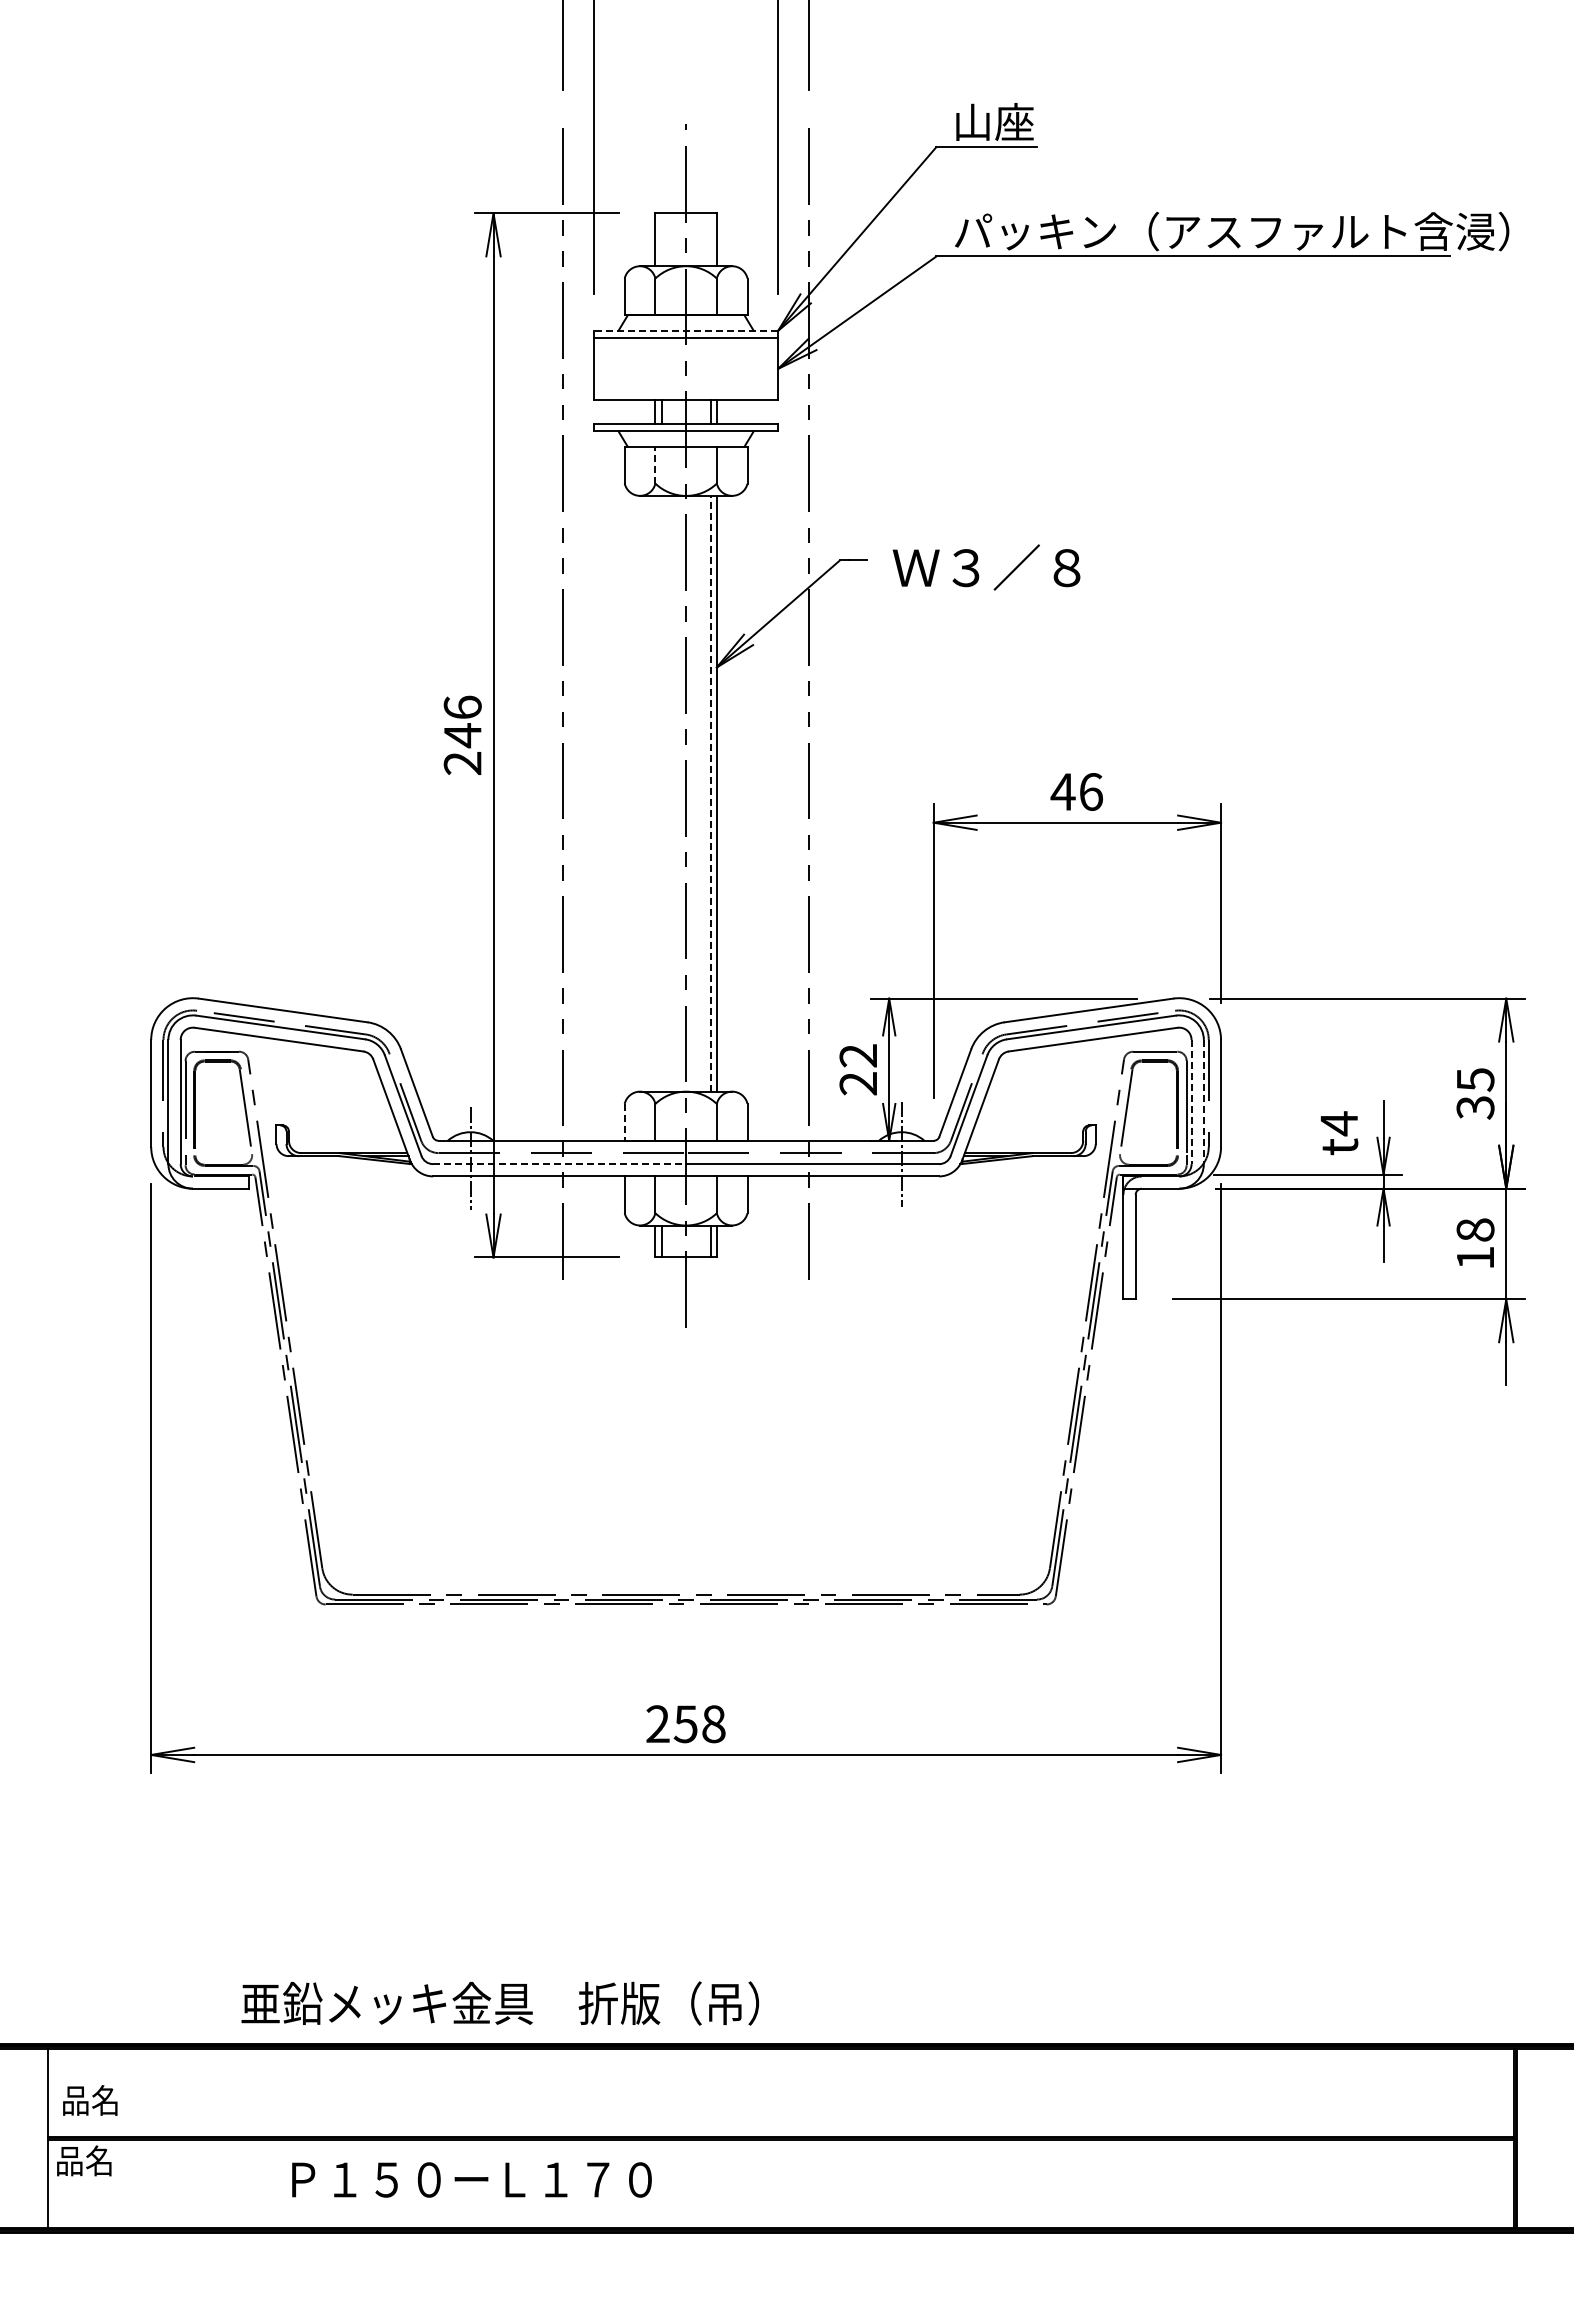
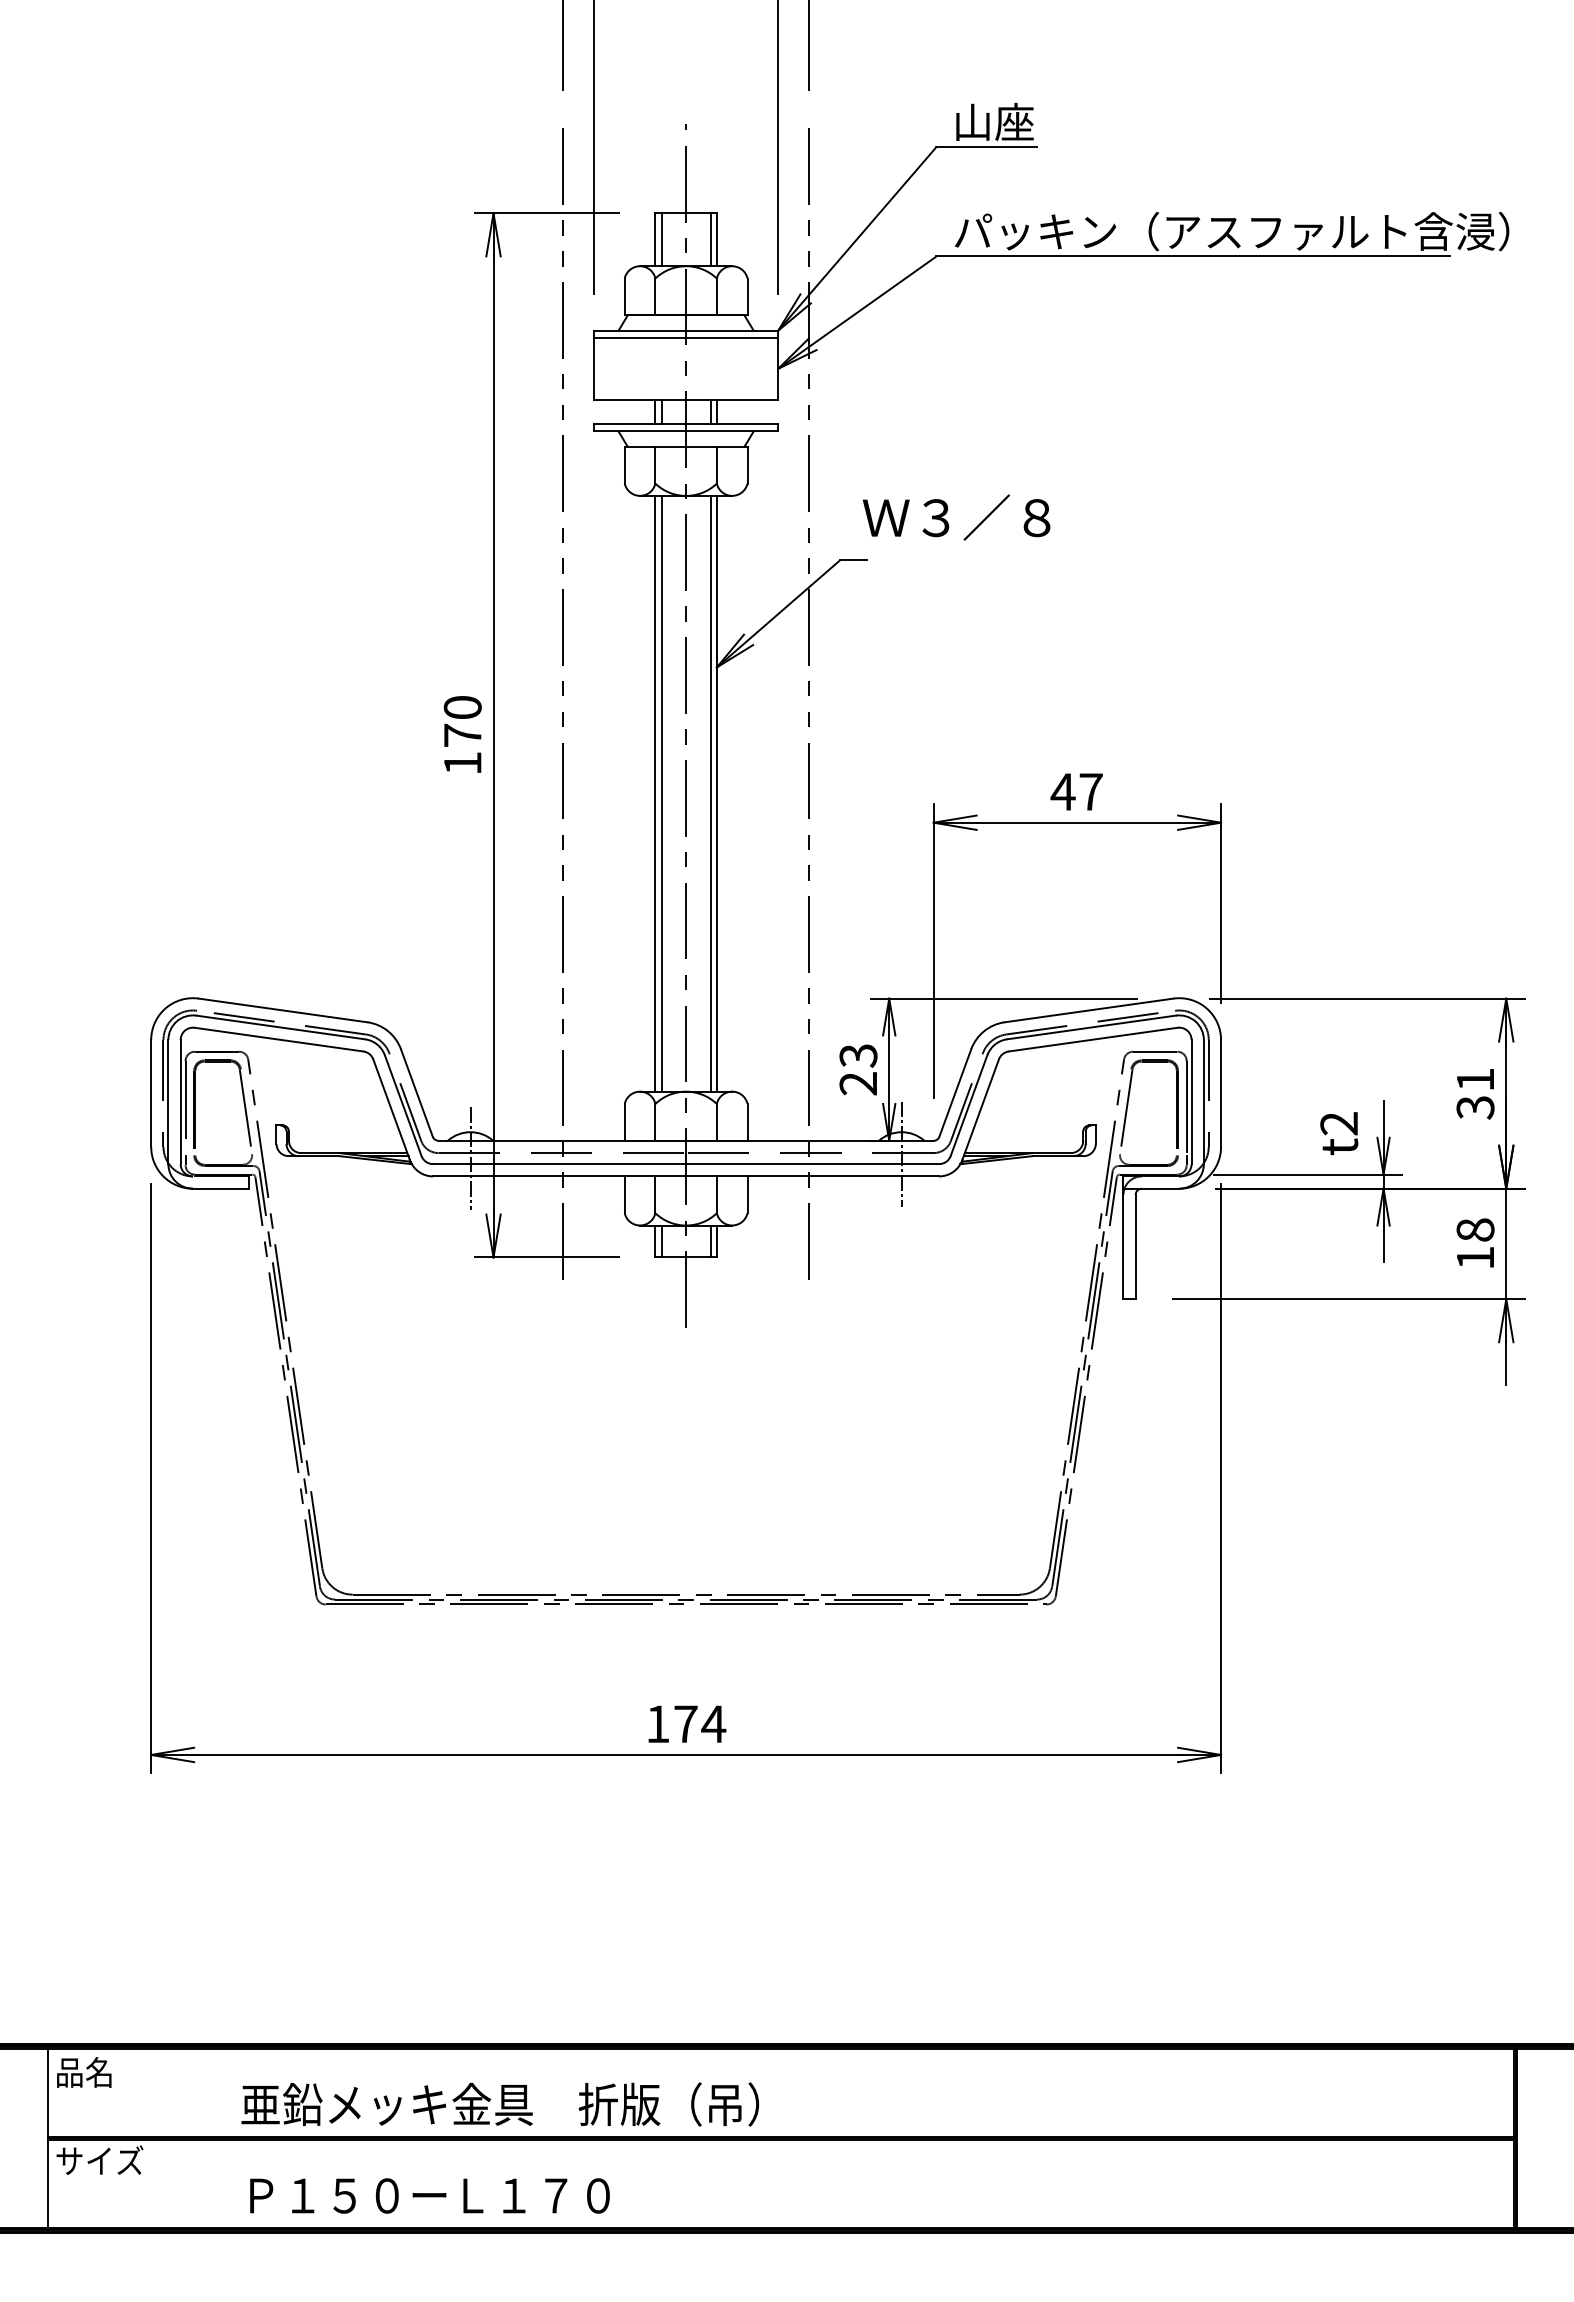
line: none -> present (661, 239)
line: none -> present (710, 239)
line: dashed -> solid (685, 330)
line: dashed -> solid (655, 464)
text position: (986, 567) -> (956, 517) (956, 517)
text: 246 -> 170 (462, 734)
text: 46 -> 47 (1090, 791)
line: none -> present (655, 793)
line: none -> present (661, 793)
line: dashed -> solid (710, 793)
text: 22 -> 23 (858, 1055)
text: 35 -> 31 (1475, 1079)
line: dashed -> solid (1191, 1102)
line: dashed -> solid (1203, 1102)
line: dashed -> solid (624, 1122)
text: t4 -> t2 (1338, 1123)
line: dashed -> solid (559, 1164)
text: 258 -> 174 (686, 1724)
text position: (500, 2003) -> (500, 2104) (500, 2104)
text position: (90, 2100) -> (84, 2072) (84, 2072)
text: 品名 -> サイズ (99, 2160)
text position: (471, 2179) -> (429, 2195) (429, 2195)
